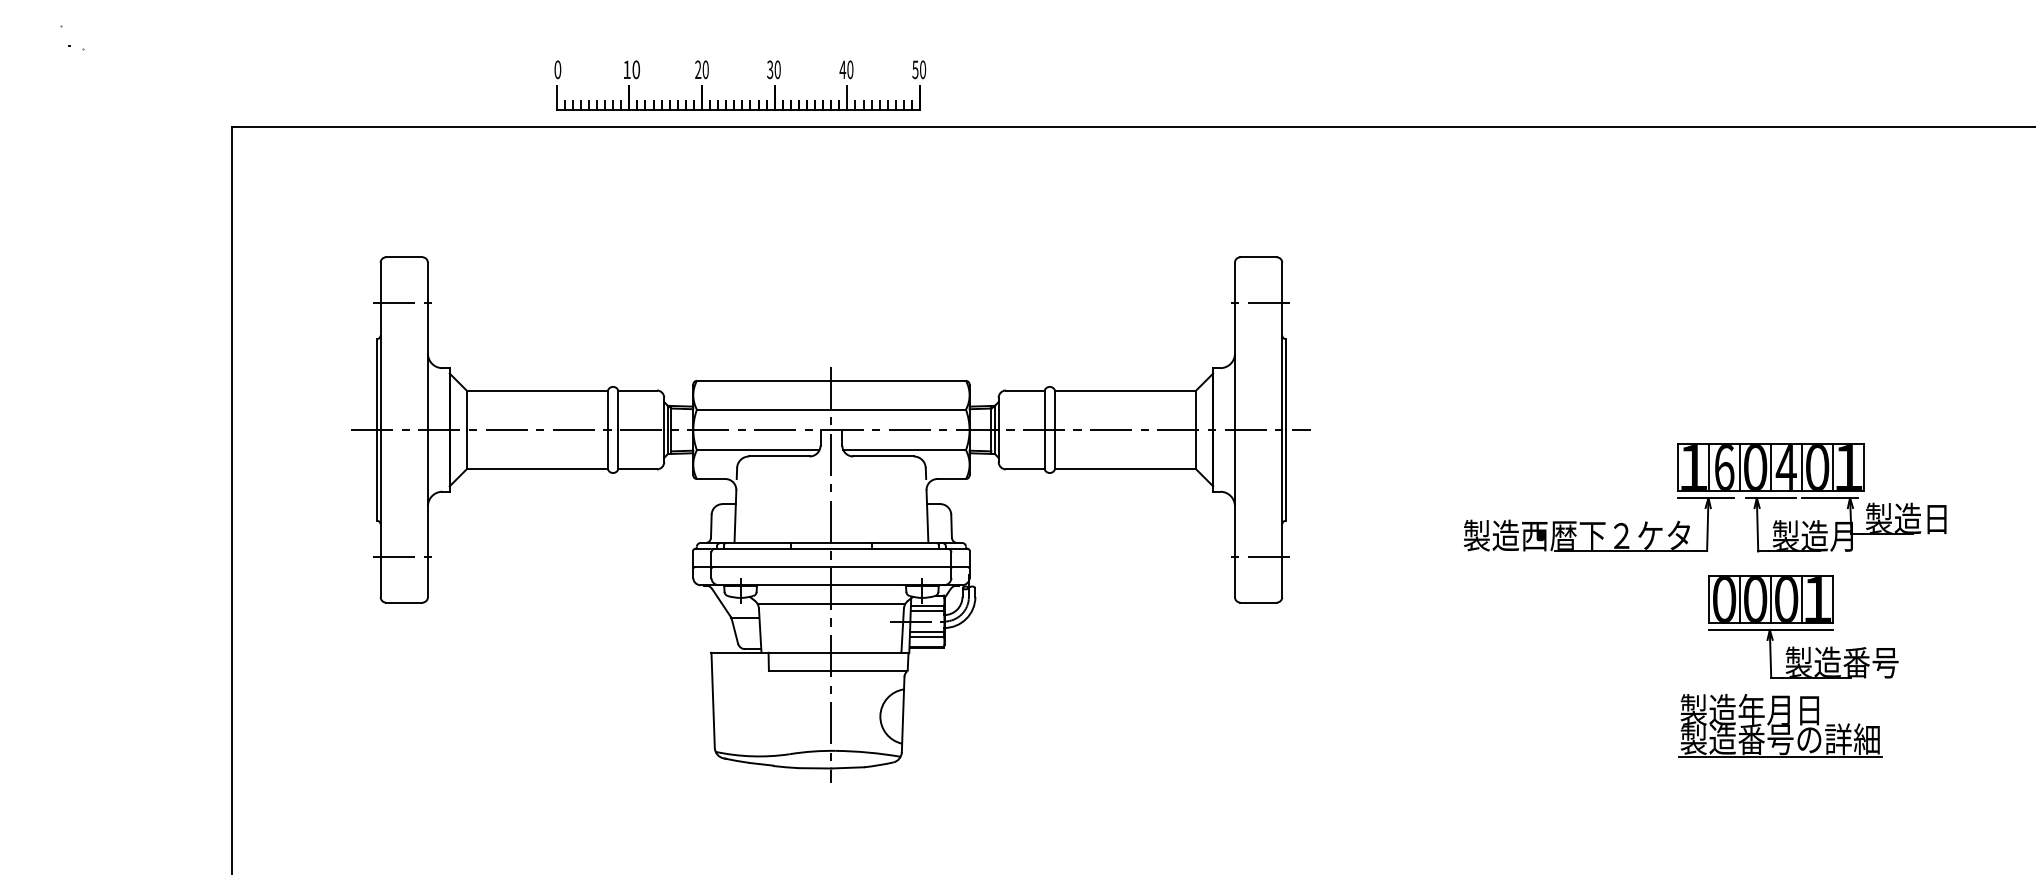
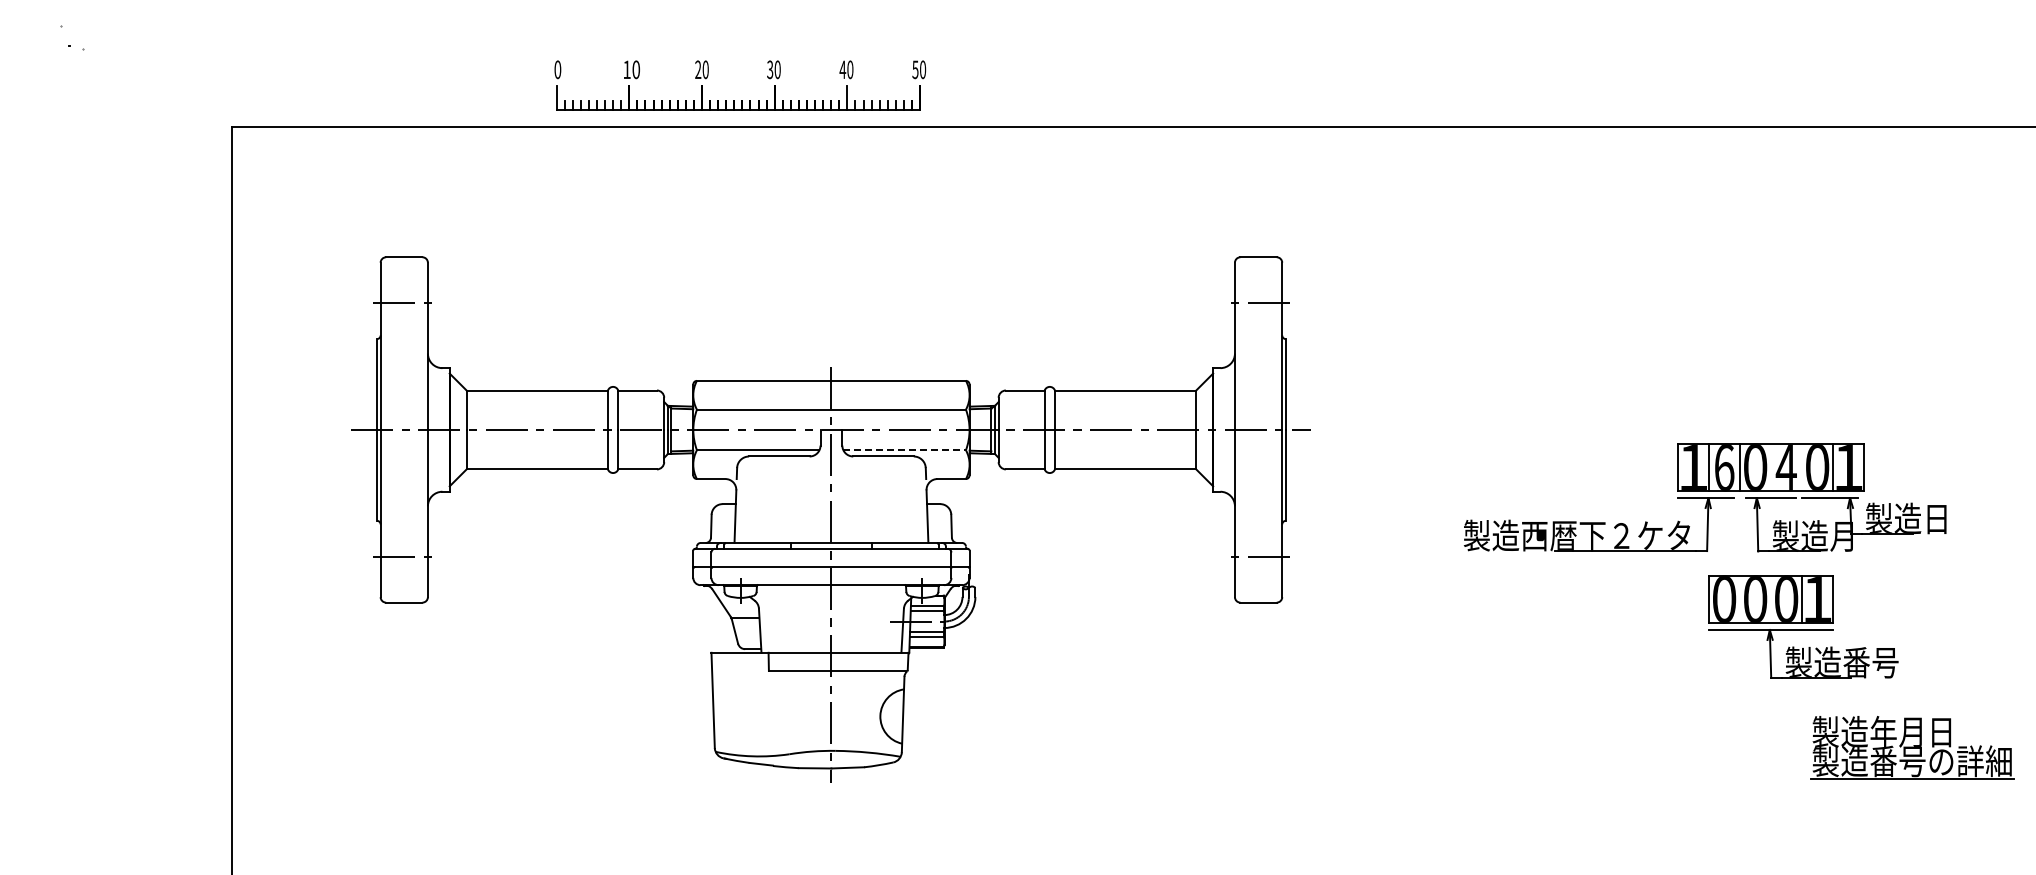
line: solid -> dashed (905, 450)
line: present -> none (1771, 467)
line: present -> none (1802, 467)
line: present -> none (1740, 599)
line: present -> none (1771, 599)
line: present -> none (831, 603)
part position: (1780, 725) -> (1912, 747) (1912, 747)
